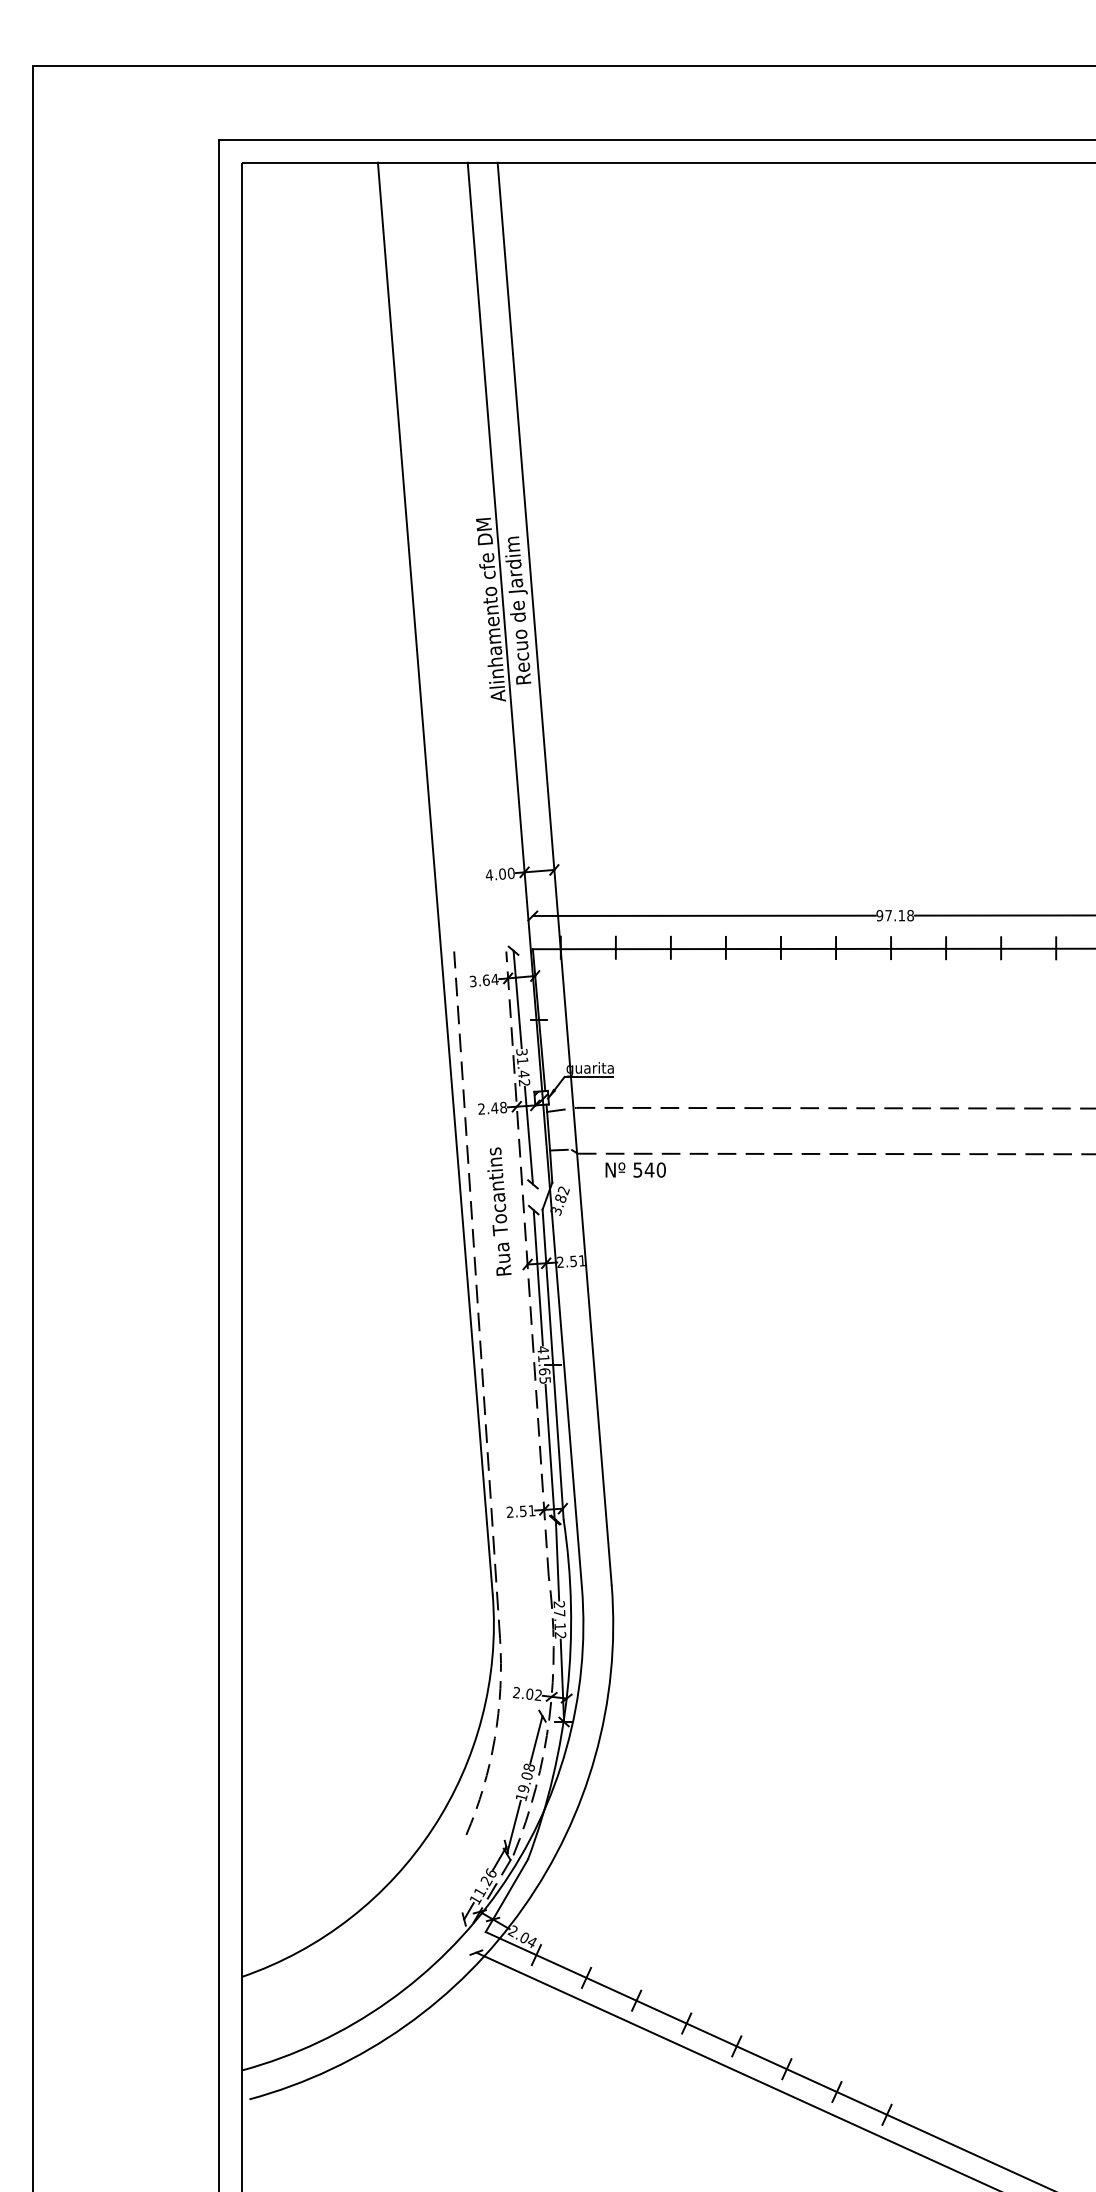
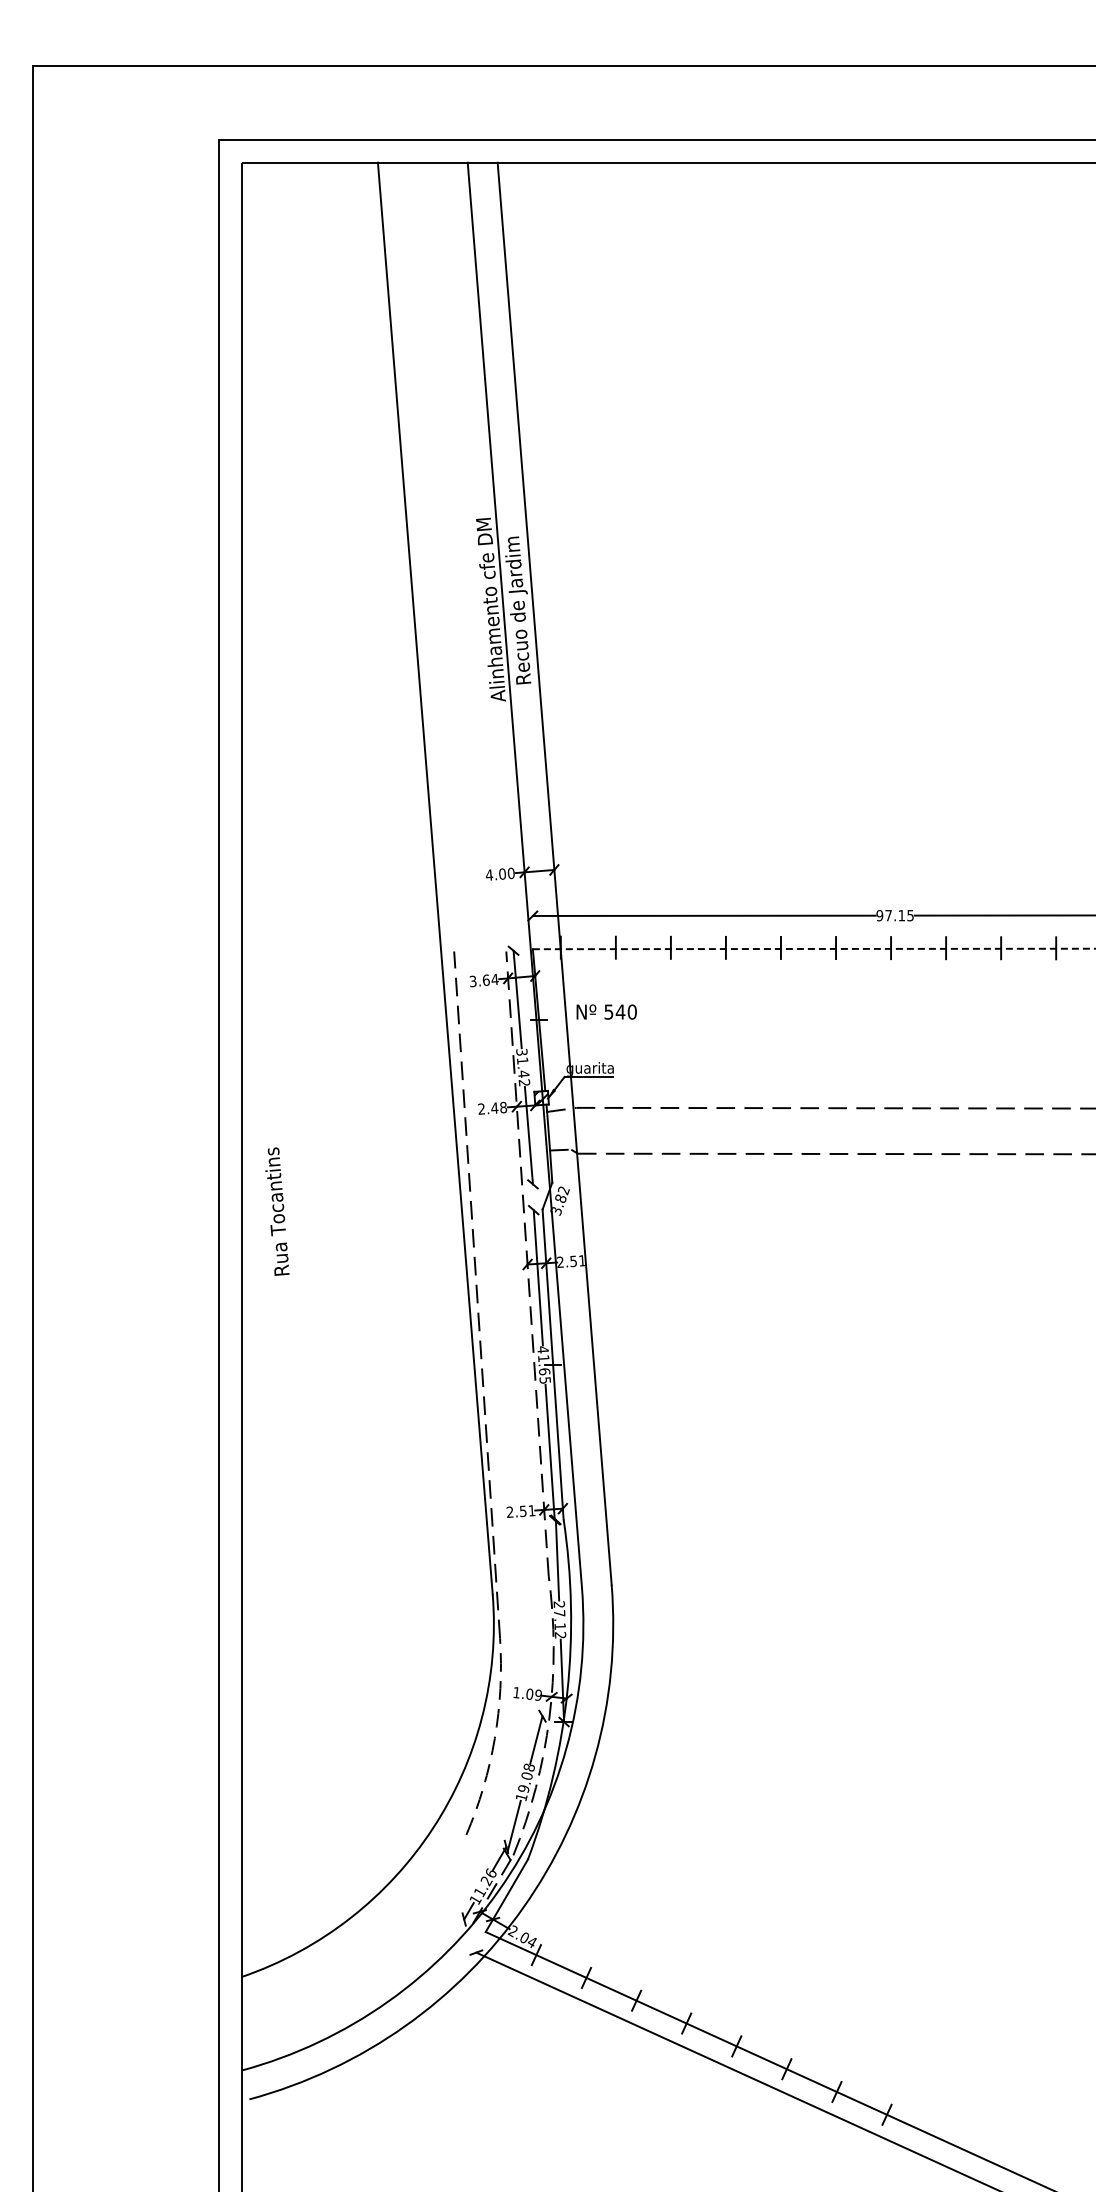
text: 97.18 -> 97.15 (910, 915)
line: solid -> dashed (814, 948)
text position: (635, 1169) -> (606, 1011) (606, 1011)
text position: (499, 1211) -> (277, 1211) (277, 1211)
text: 2.02 -> 1.09 (526, 1694)
